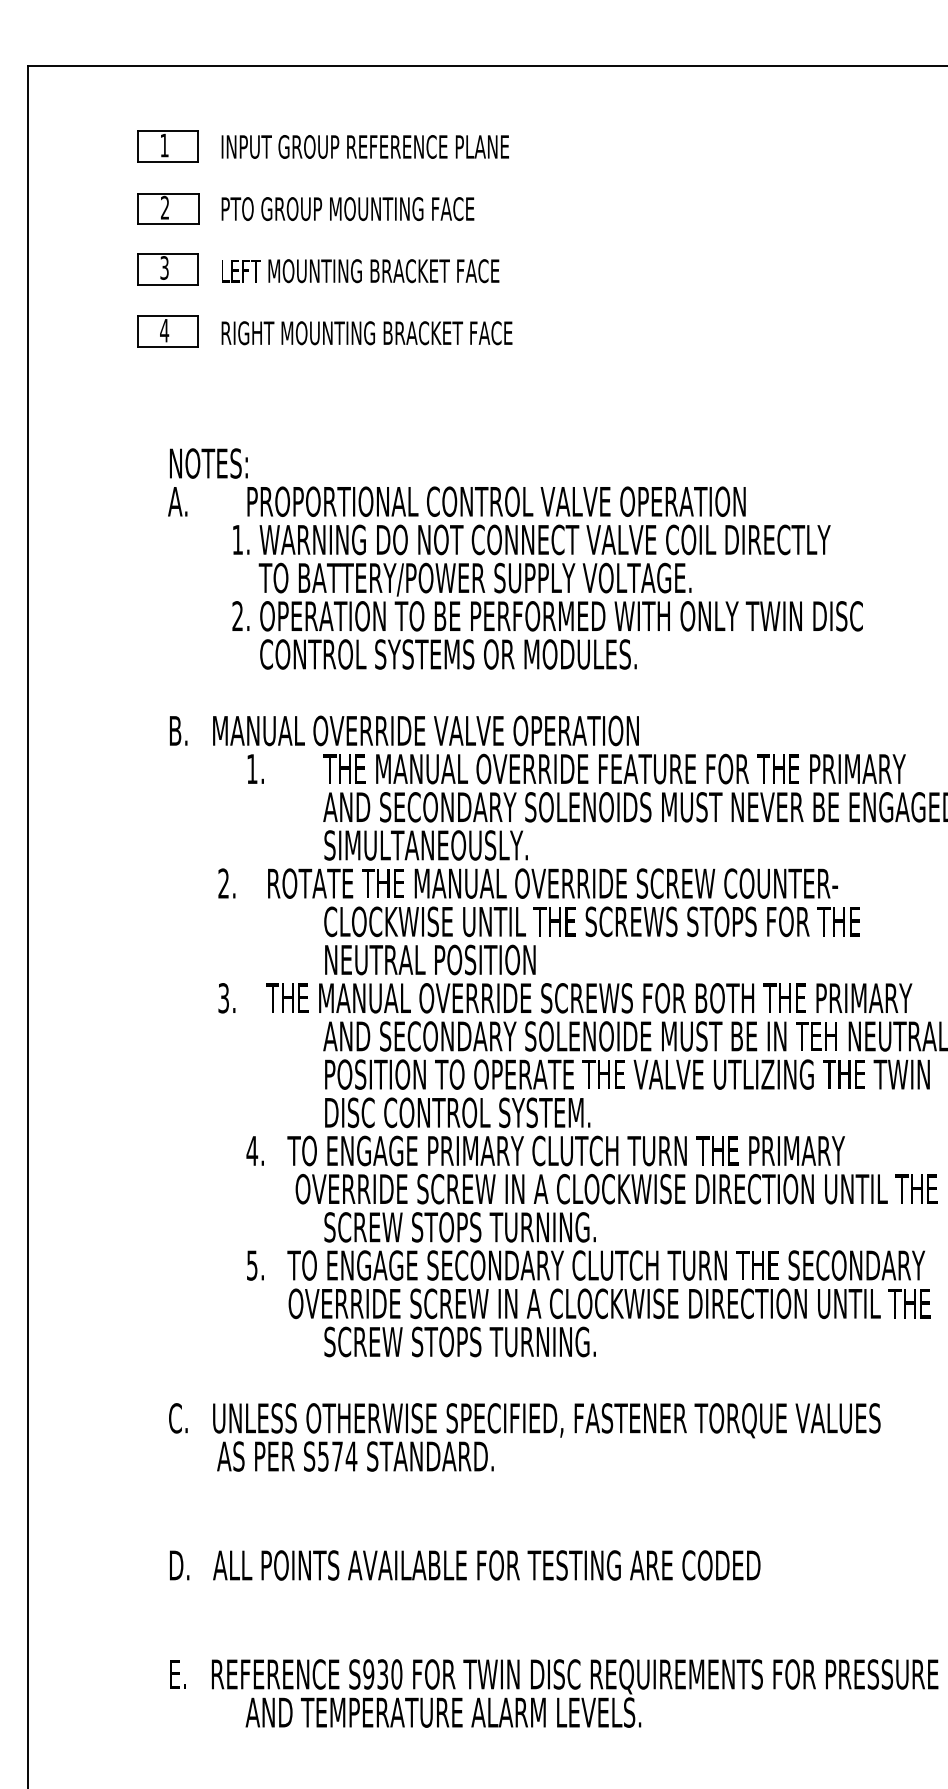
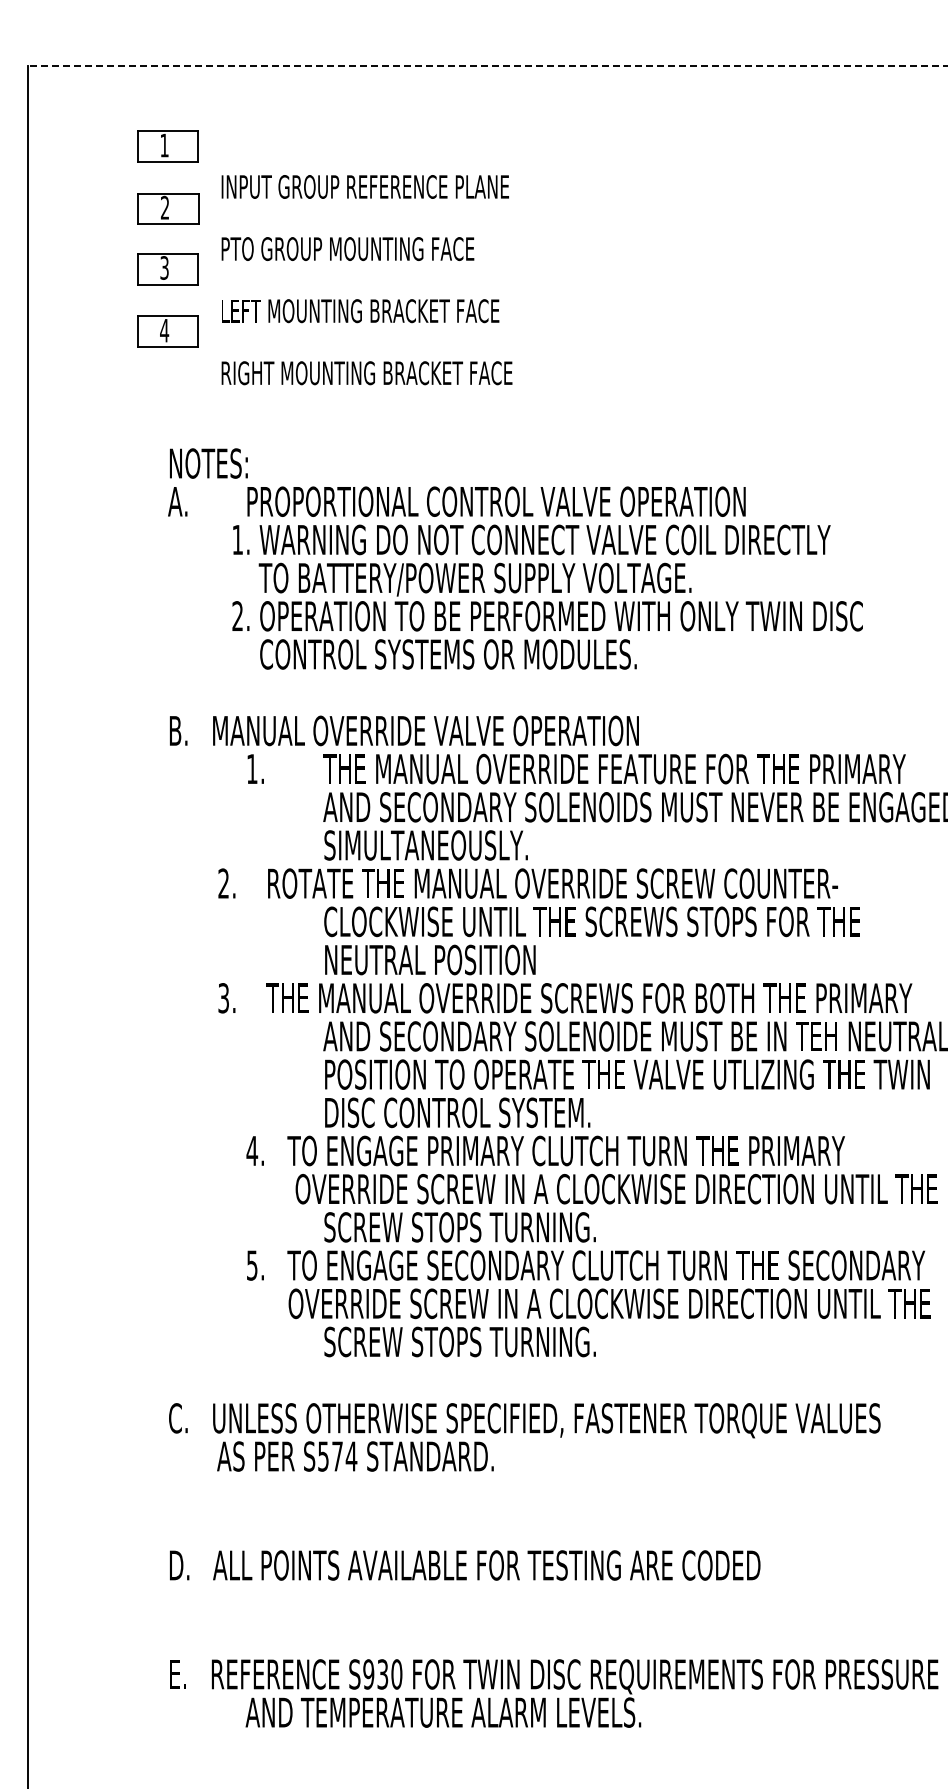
line: solid -> dashed (487, 66)
text position: (366, 240) -> (366, 280) (366, 280)
